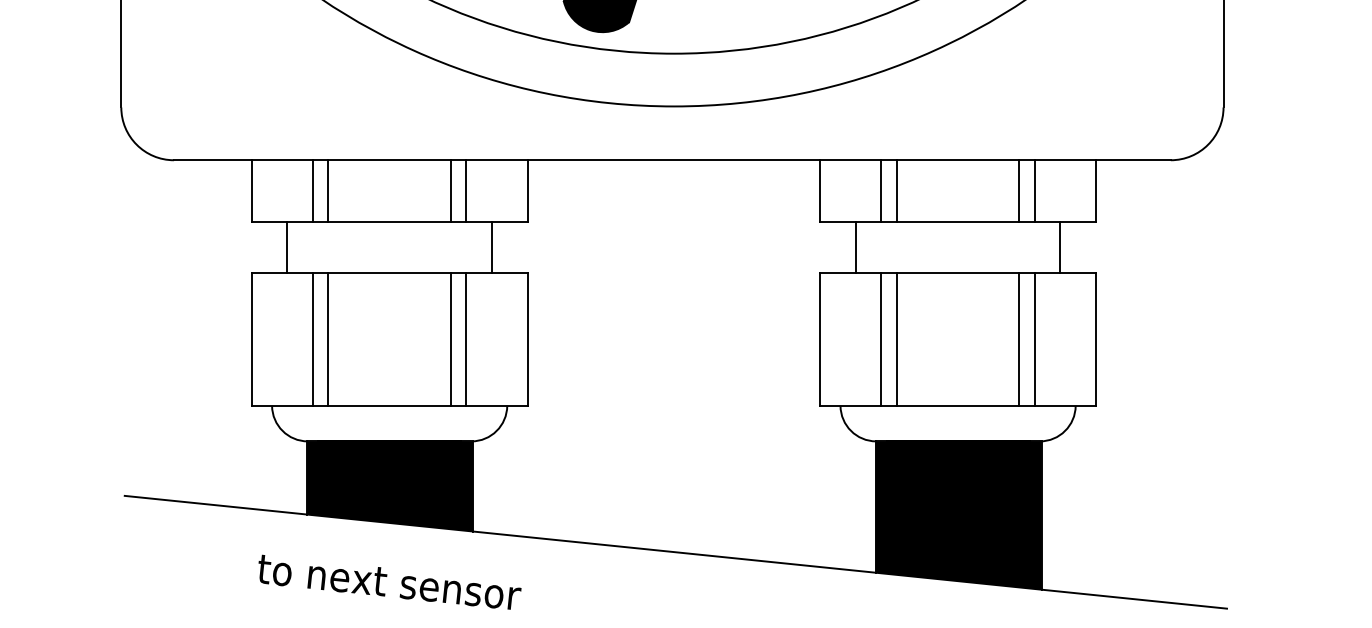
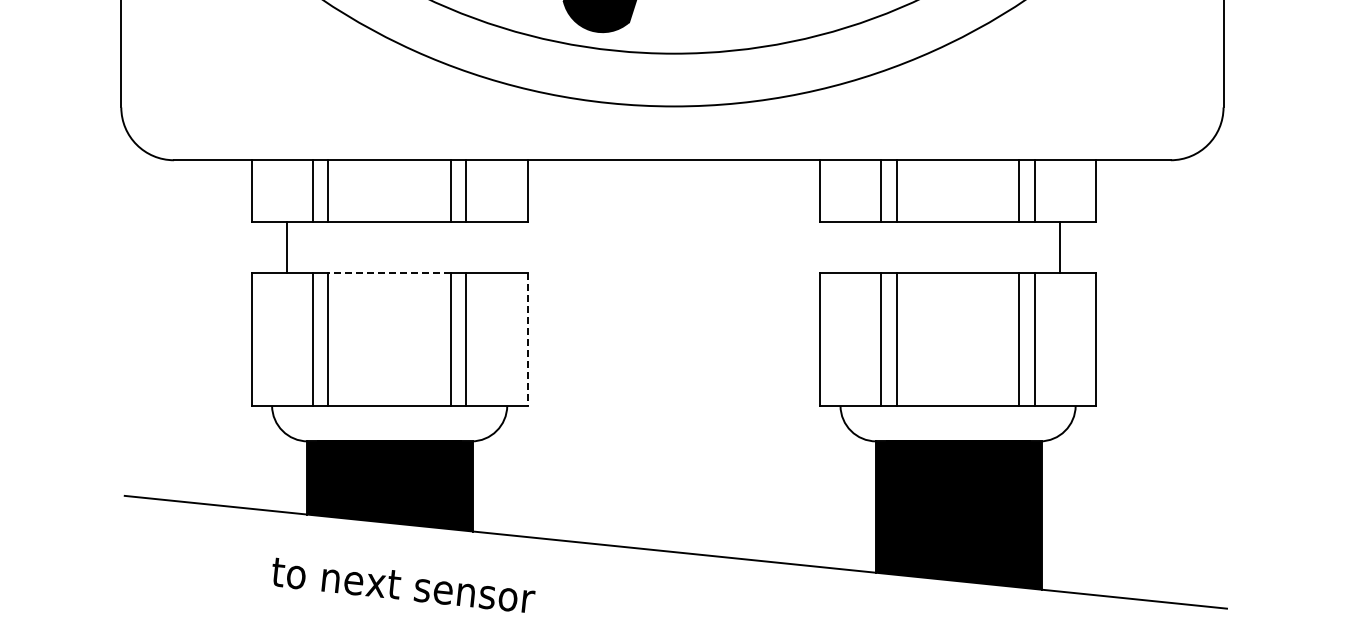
line: present -> none (491, 246)
line: present -> none (855, 246)
line: solid -> dashed (389, 272)
line: solid -> dashed (527, 339)
text position: (389, 581) -> (403, 584) (403, 584)
